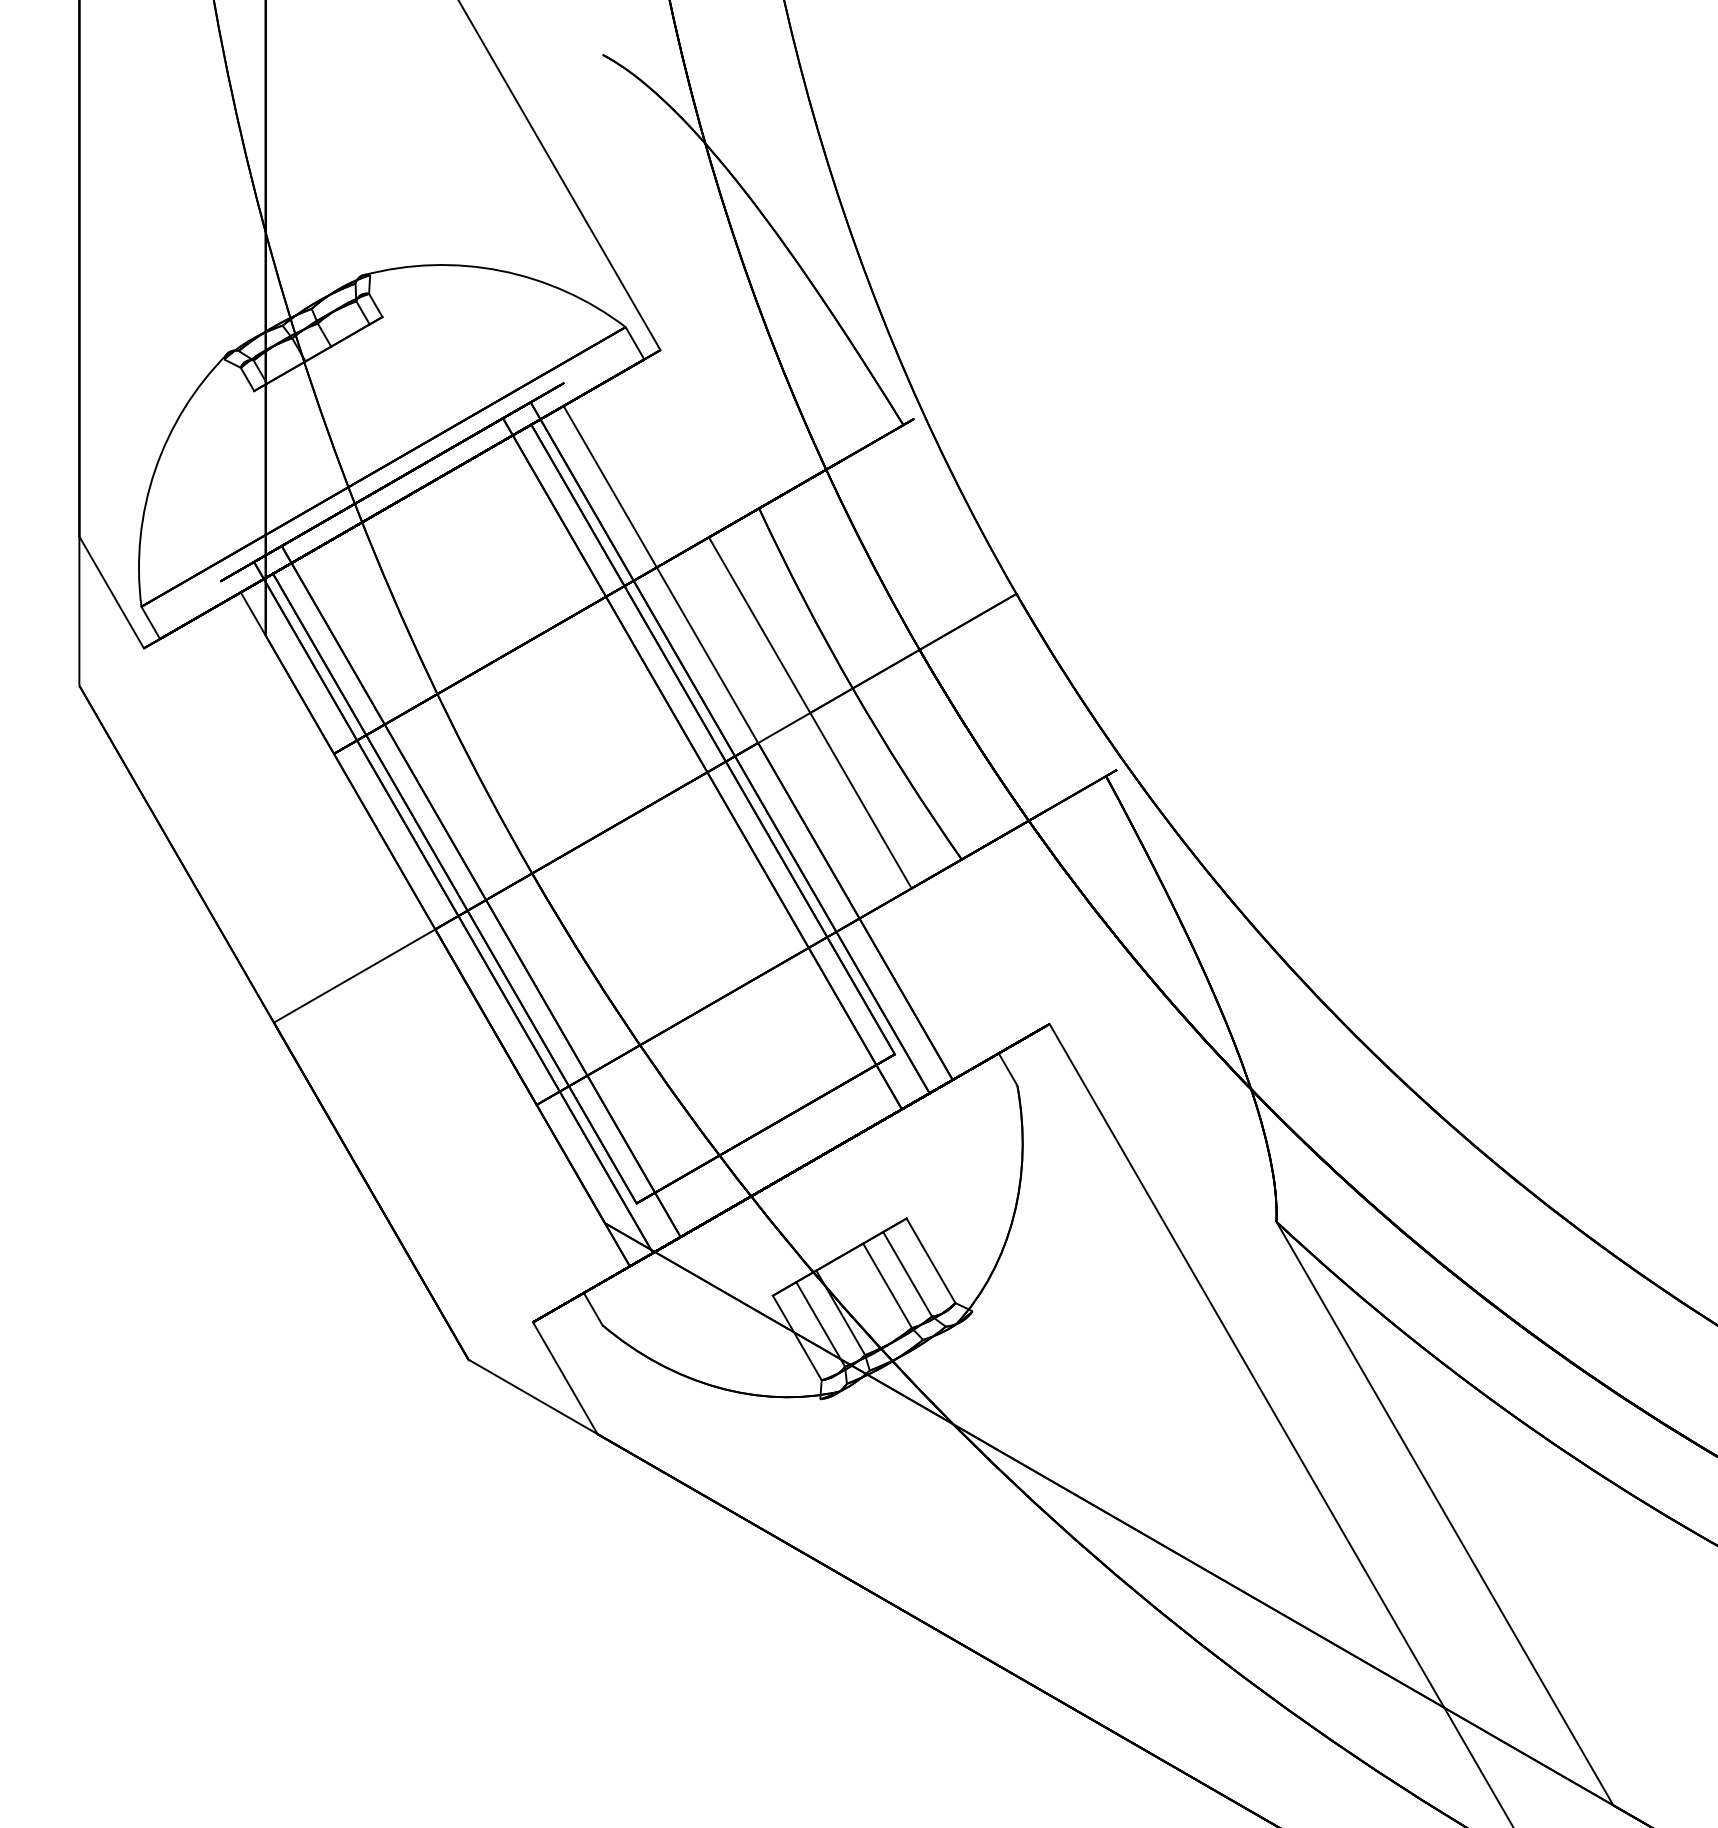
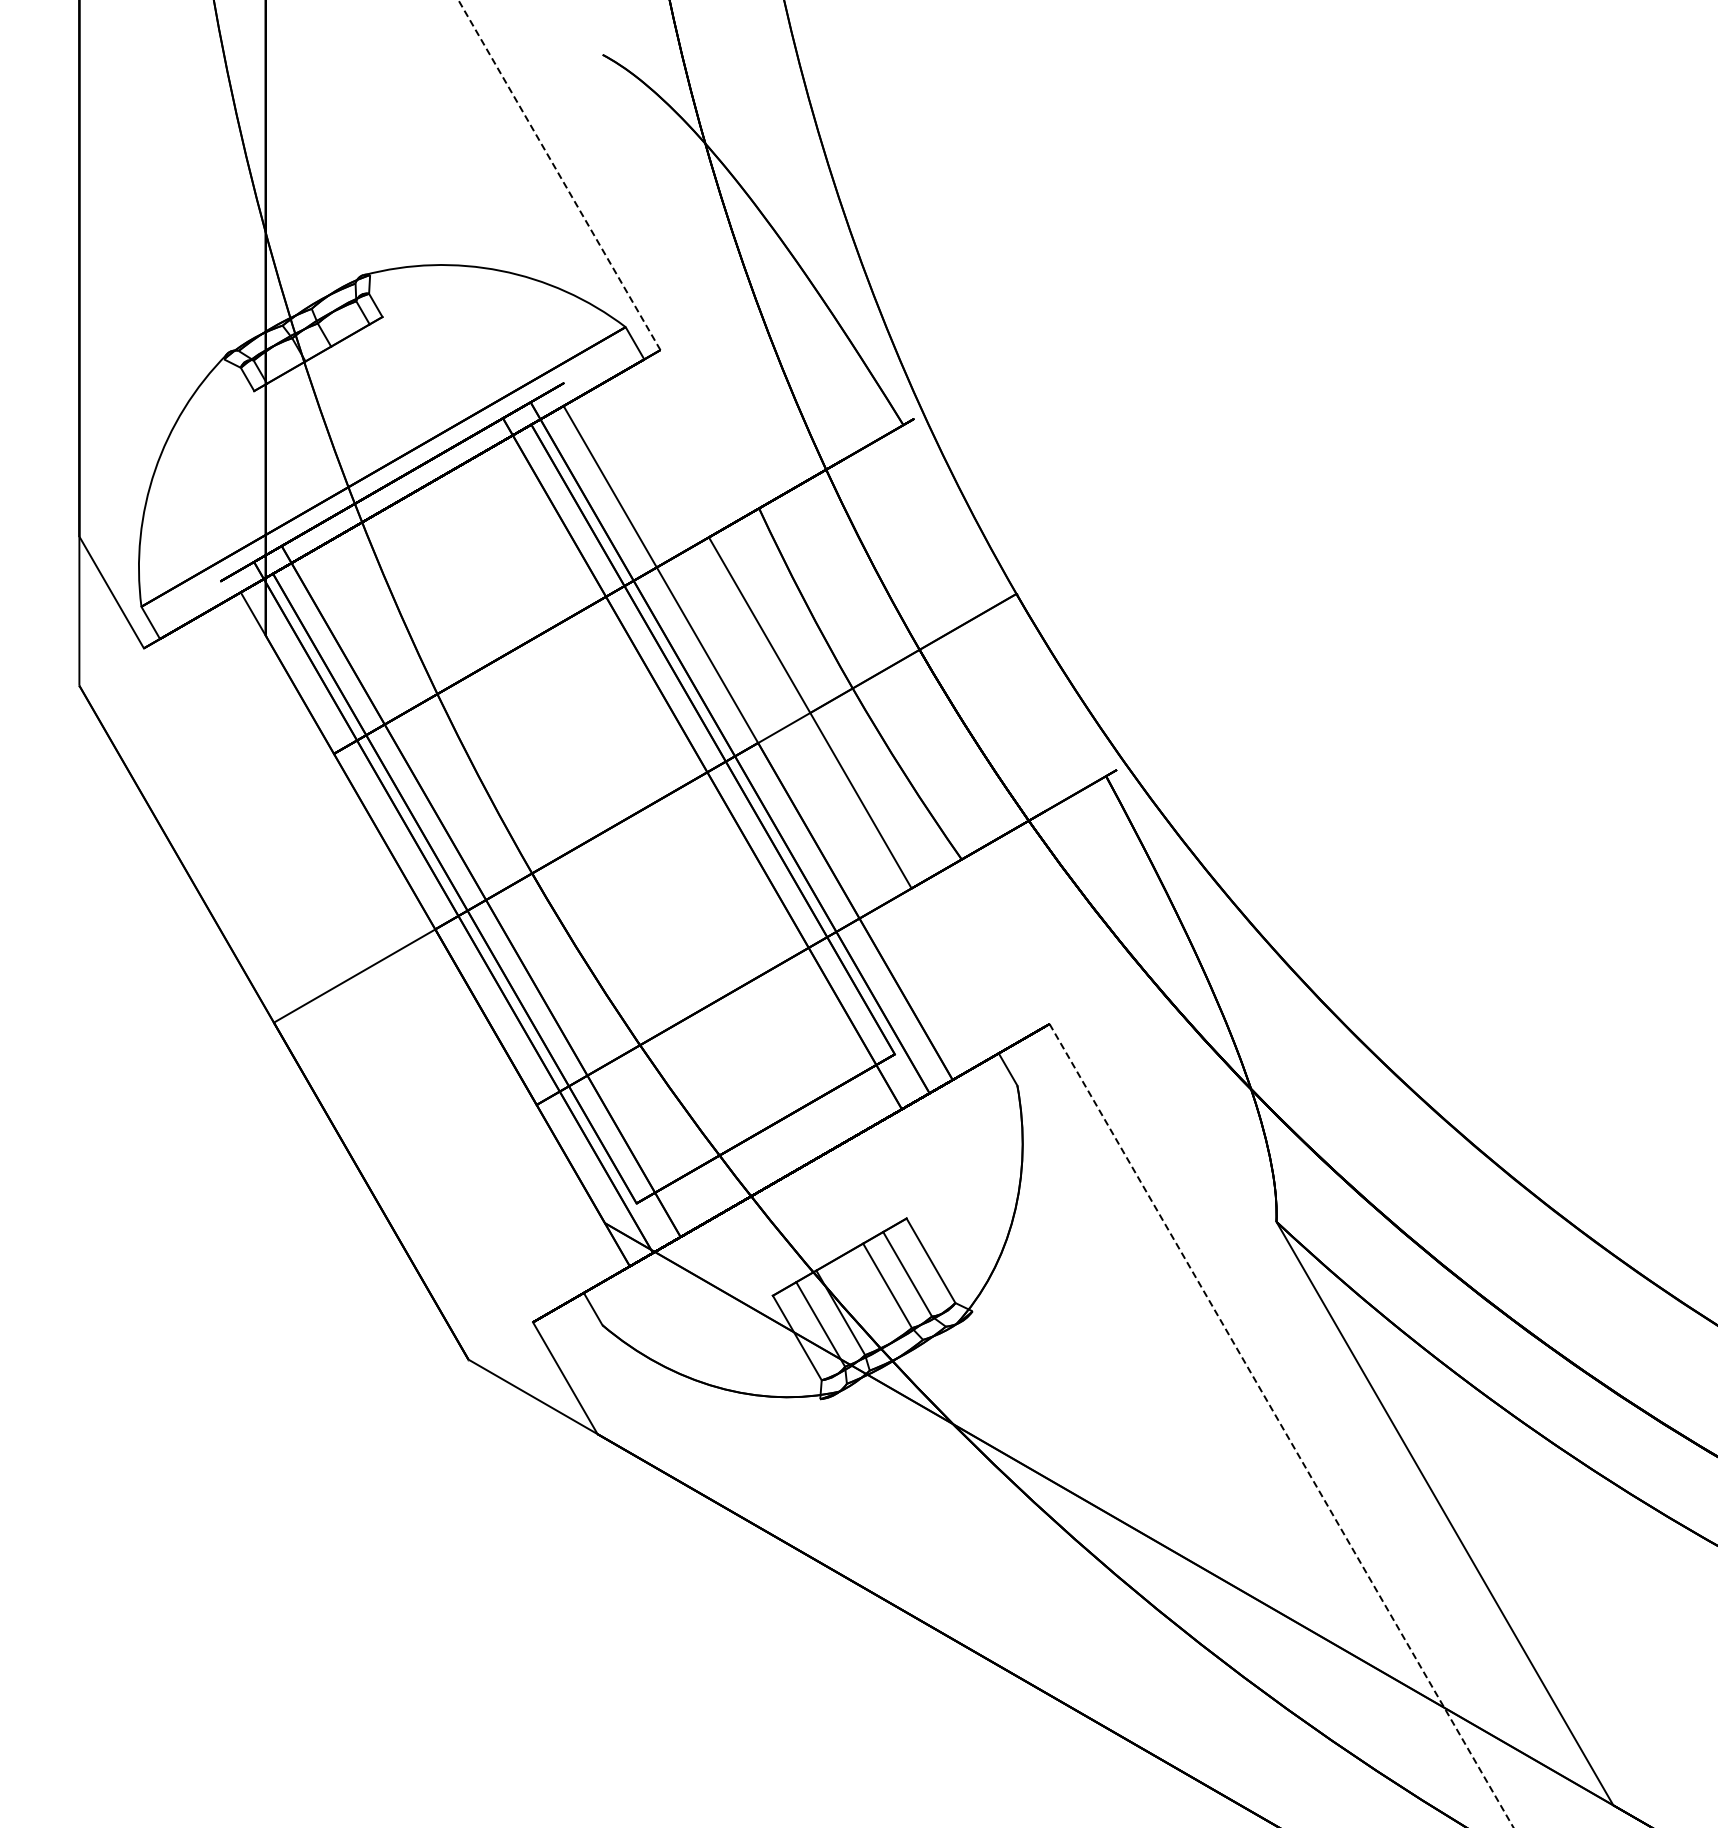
line: solid -> dashed (559, 175)
line: solid -> dashed (1281, 1425)
